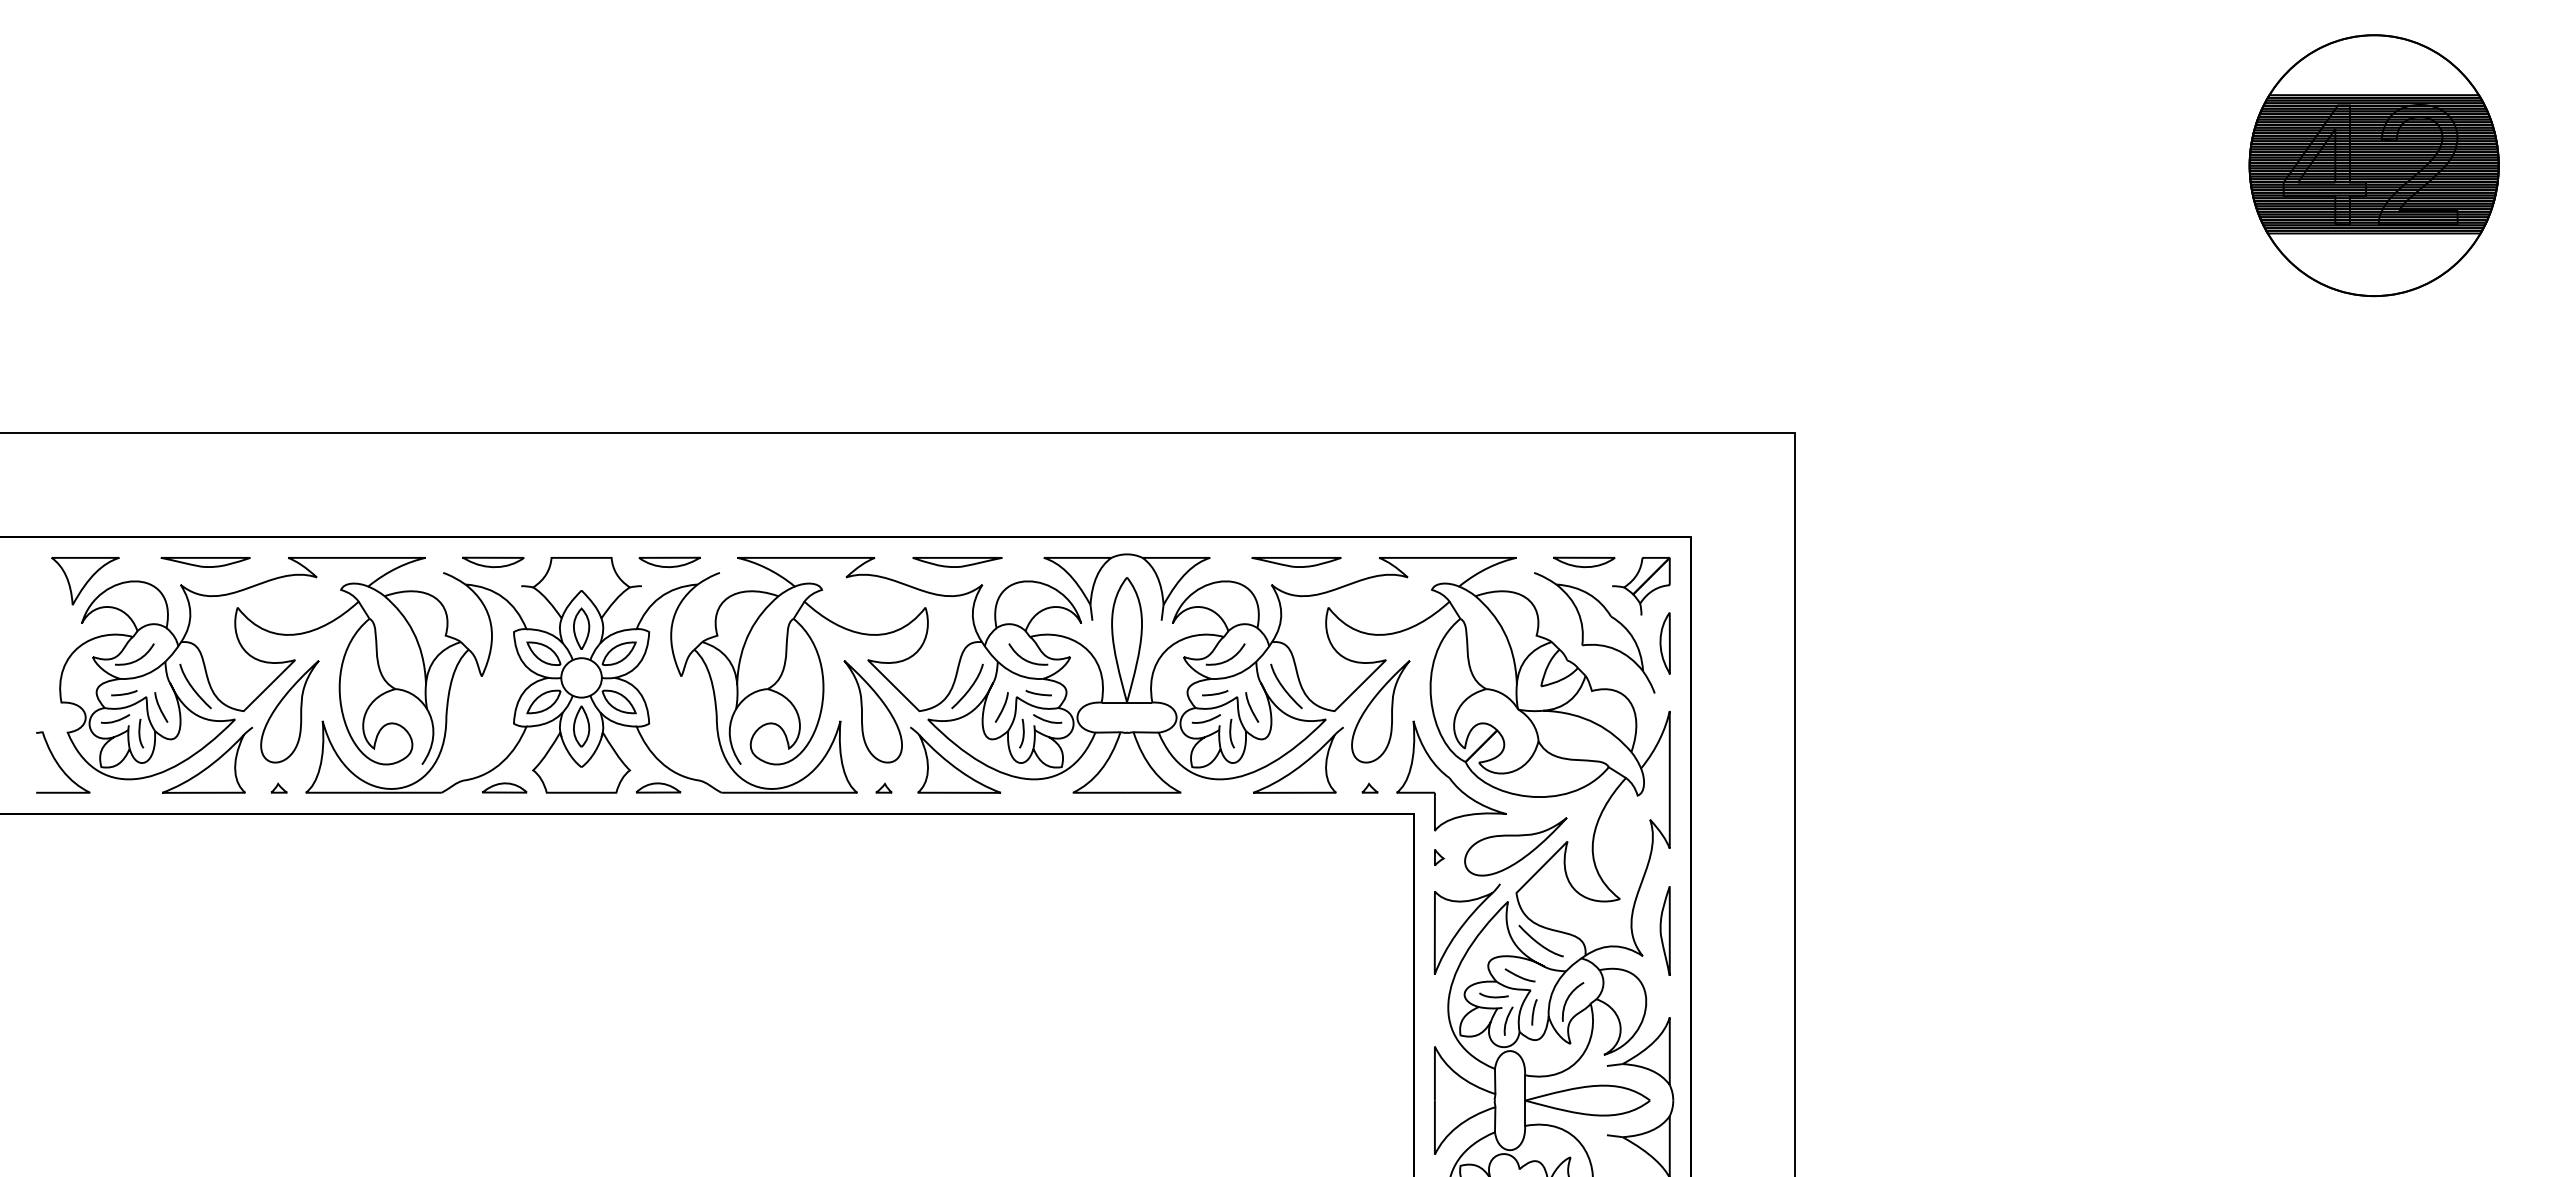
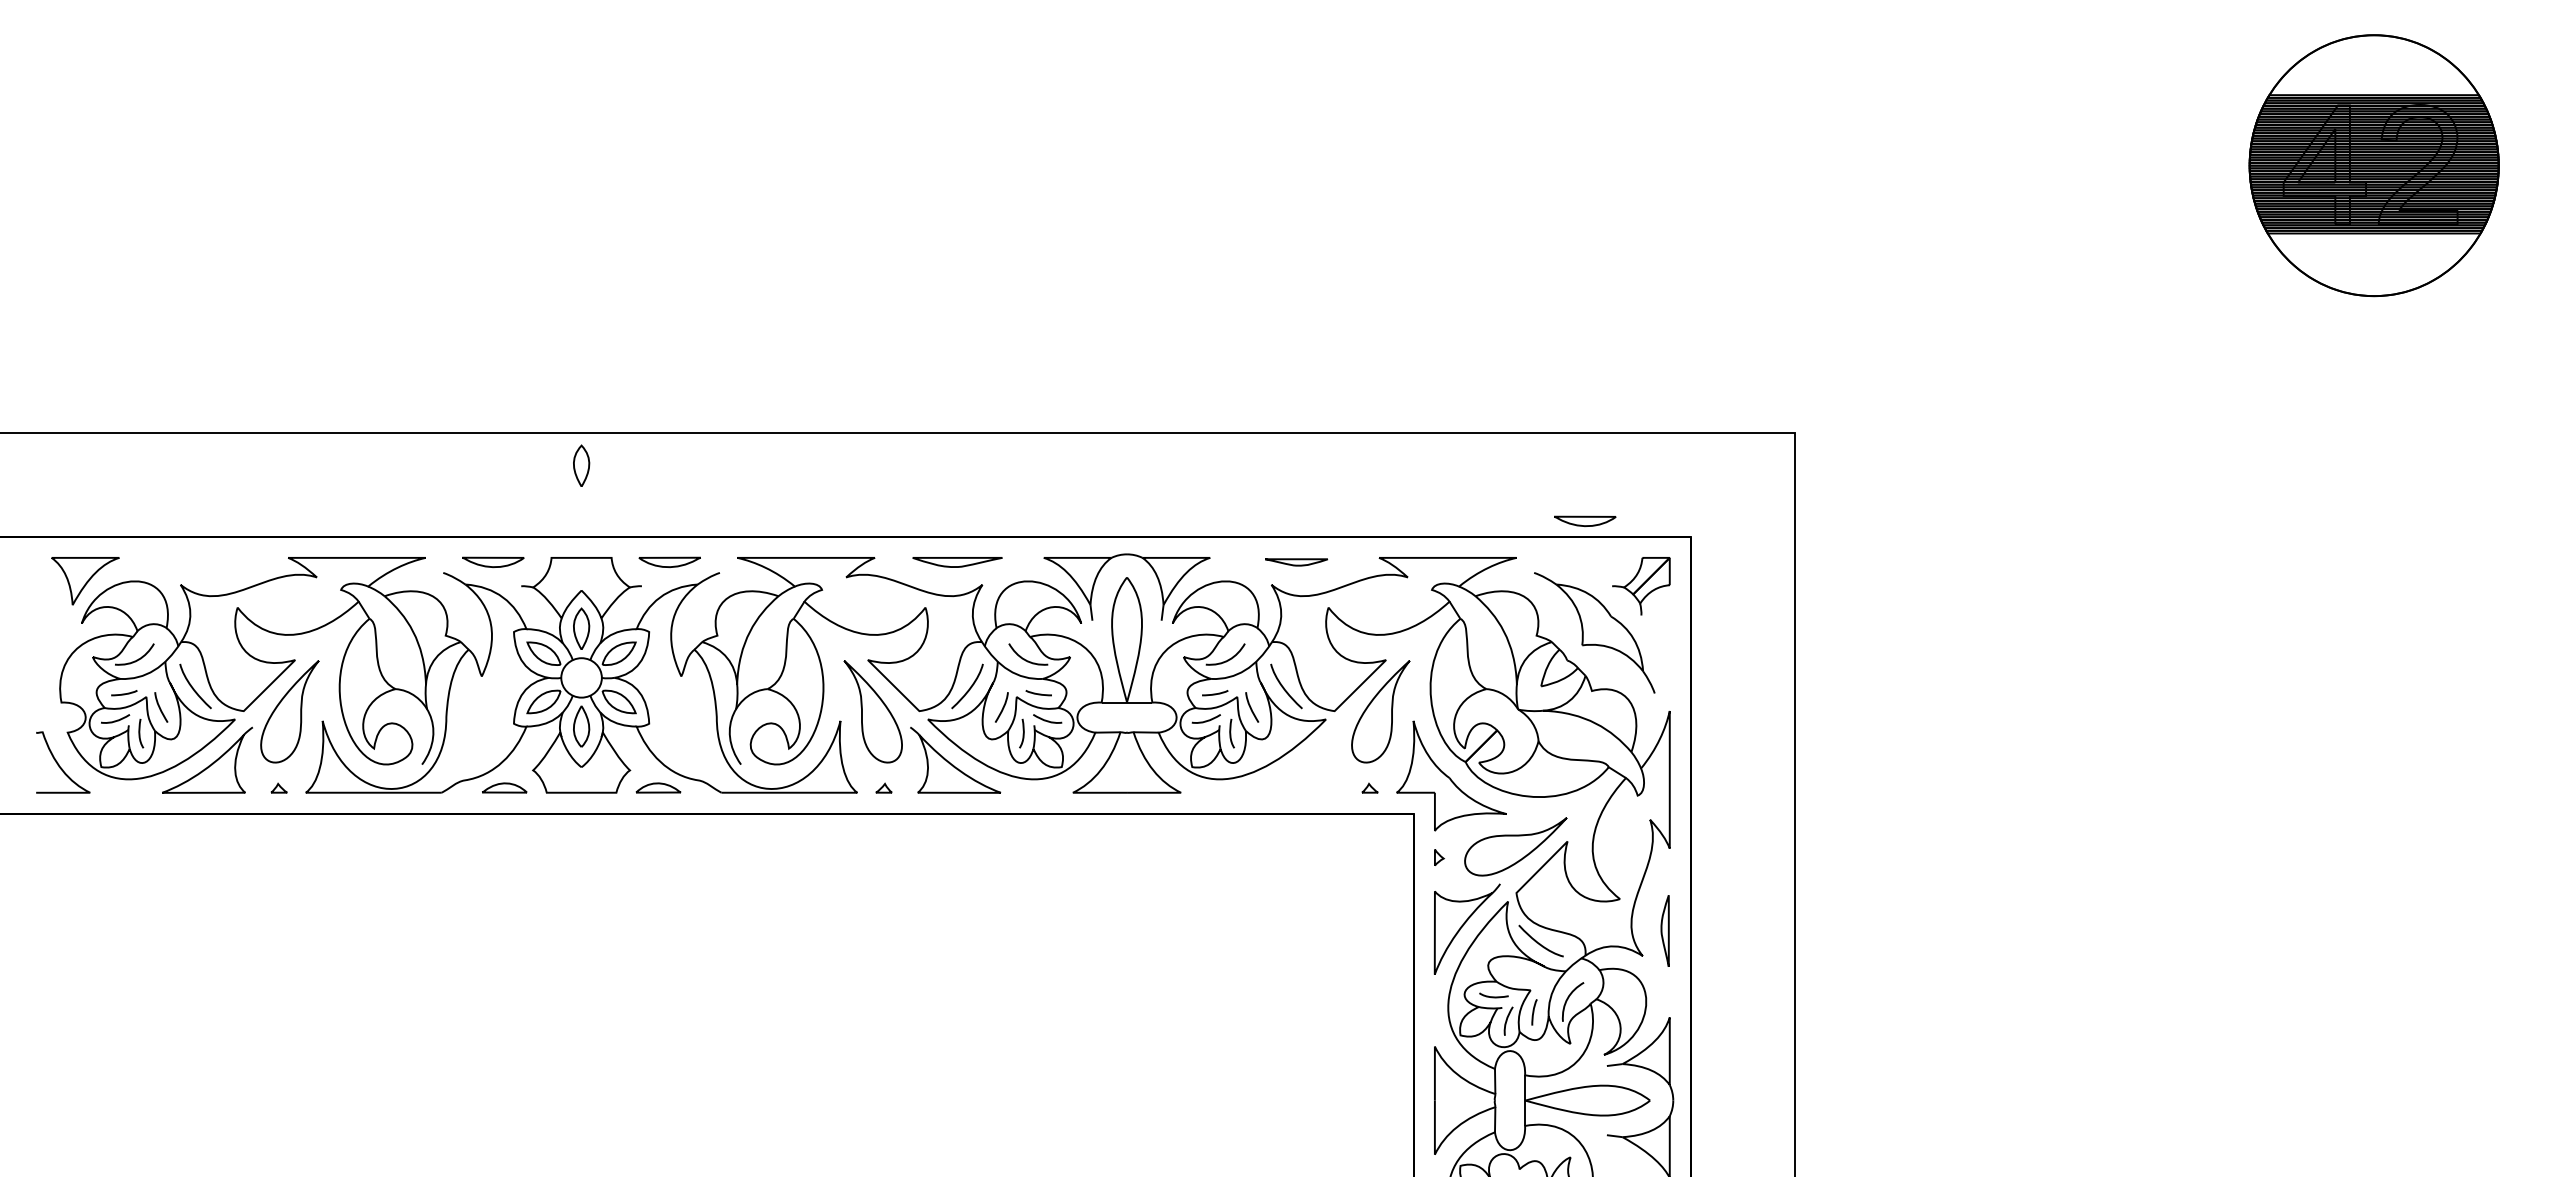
part: none -> present (581, 465)
part position: (1584, 561) -> (1585, 520) (1585, 520)
part: present -> none (205, 562)
part size: 91x11 px -> 63x9 px (1296, 562)
part: present -> none (1664, 643)
part: present -> none (1298, 759)
part size: 12x90 px -> 10x72 px (1664, 930)
curve: present -> none (1519, 975)
